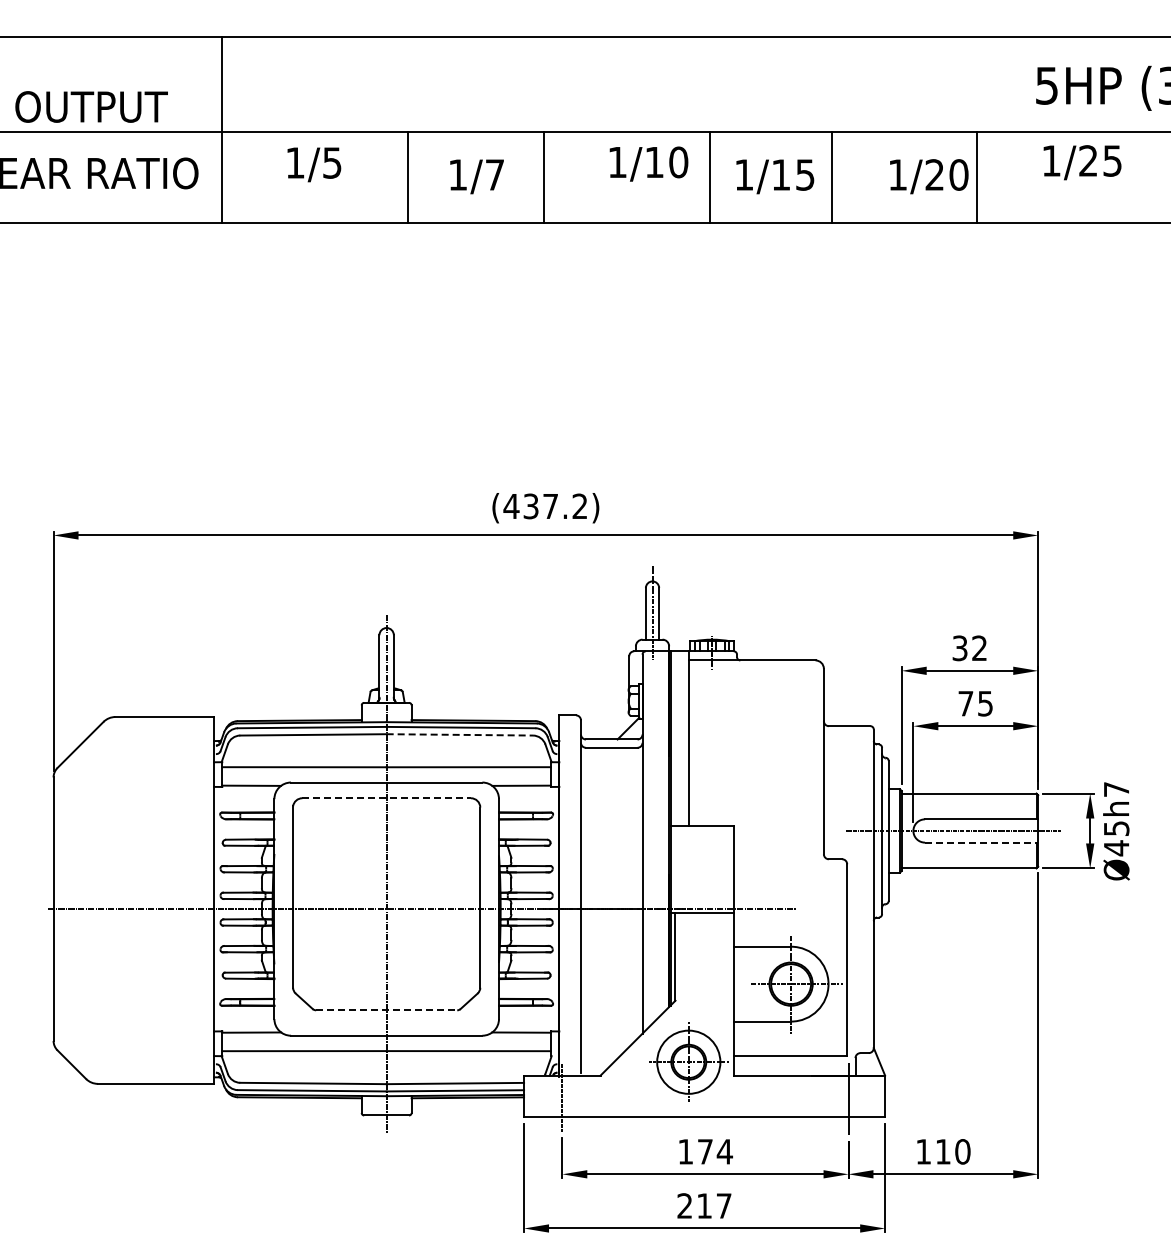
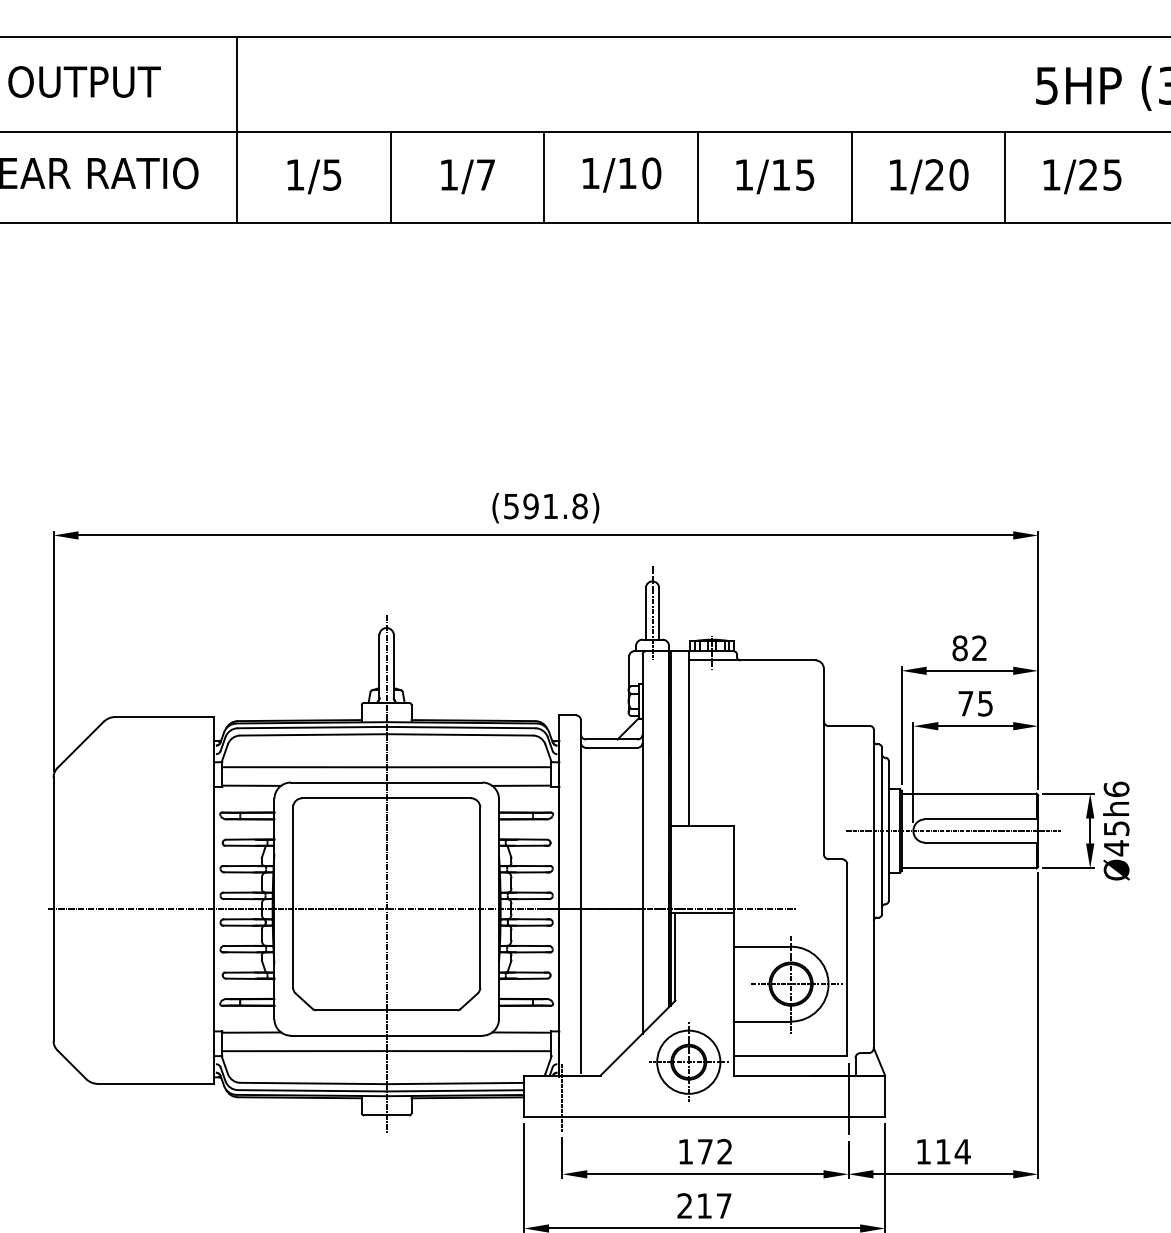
text position: (91, 106) -> (84, 81) (84, 81)
line position: (222, 129) -> (237, 129) (237, 129)
text position: (1082, 162) -> (1082, 176) (1082, 176)
text position: (648, 163) -> (621, 174) (621, 174)
text position: (314, 164) -> (314, 176) (314, 176)
text position: (476, 176) -> (467, 176) (467, 176)
line position: (407, 177) -> (390, 177) (390, 177)
line position: (710, 177) -> (698, 177) (698, 177)
line position: (831, 177) -> (851, 177) (851, 177)
line position: (977, 177) -> (1005, 177) (1005, 177)
text: (437.2) -> (591.8) (545, 506)
text: 32 -> 82 (959, 648)
line: dashed -> solid (460, 734)
text: Ø45h7 -> Ø45h6 (1116, 789)
line: dashed -> solid (387, 798)
line: dashed -> solid (981, 842)
line: dashed -> solid (386, 1010)
text: 174 -> 172 (724, 1151)
text: 110 -> 114 (962, 1151)
